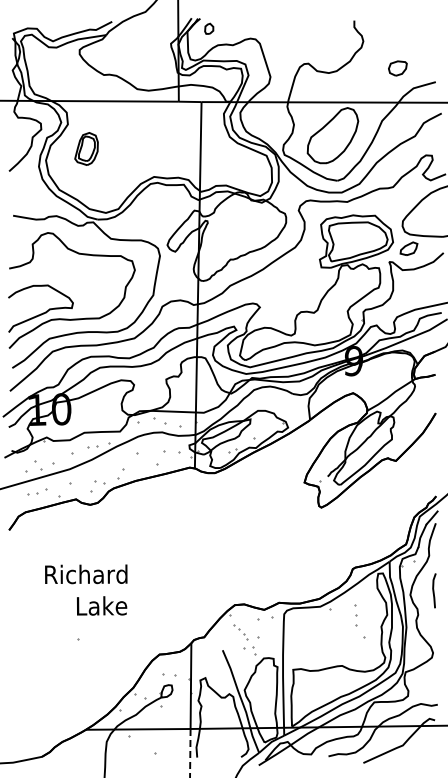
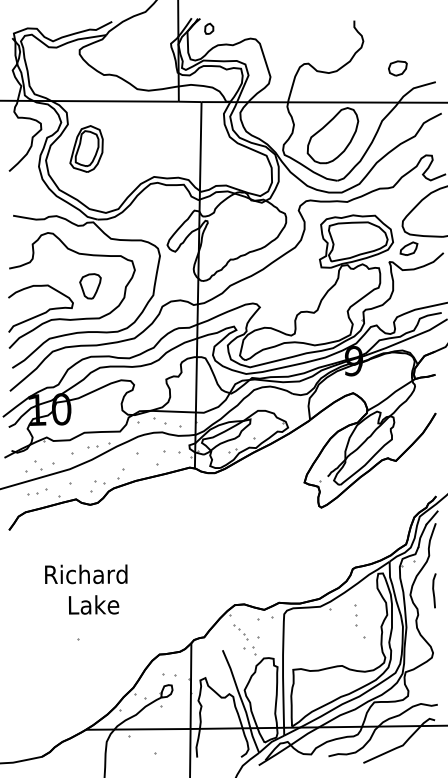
part size: 25x34 px -> 35x48 px (86, 148)
part: none -> present (90, 286)
text position: (102, 605) -> (94, 604) (94, 604)
line: dashed -> solid (190, 753)
